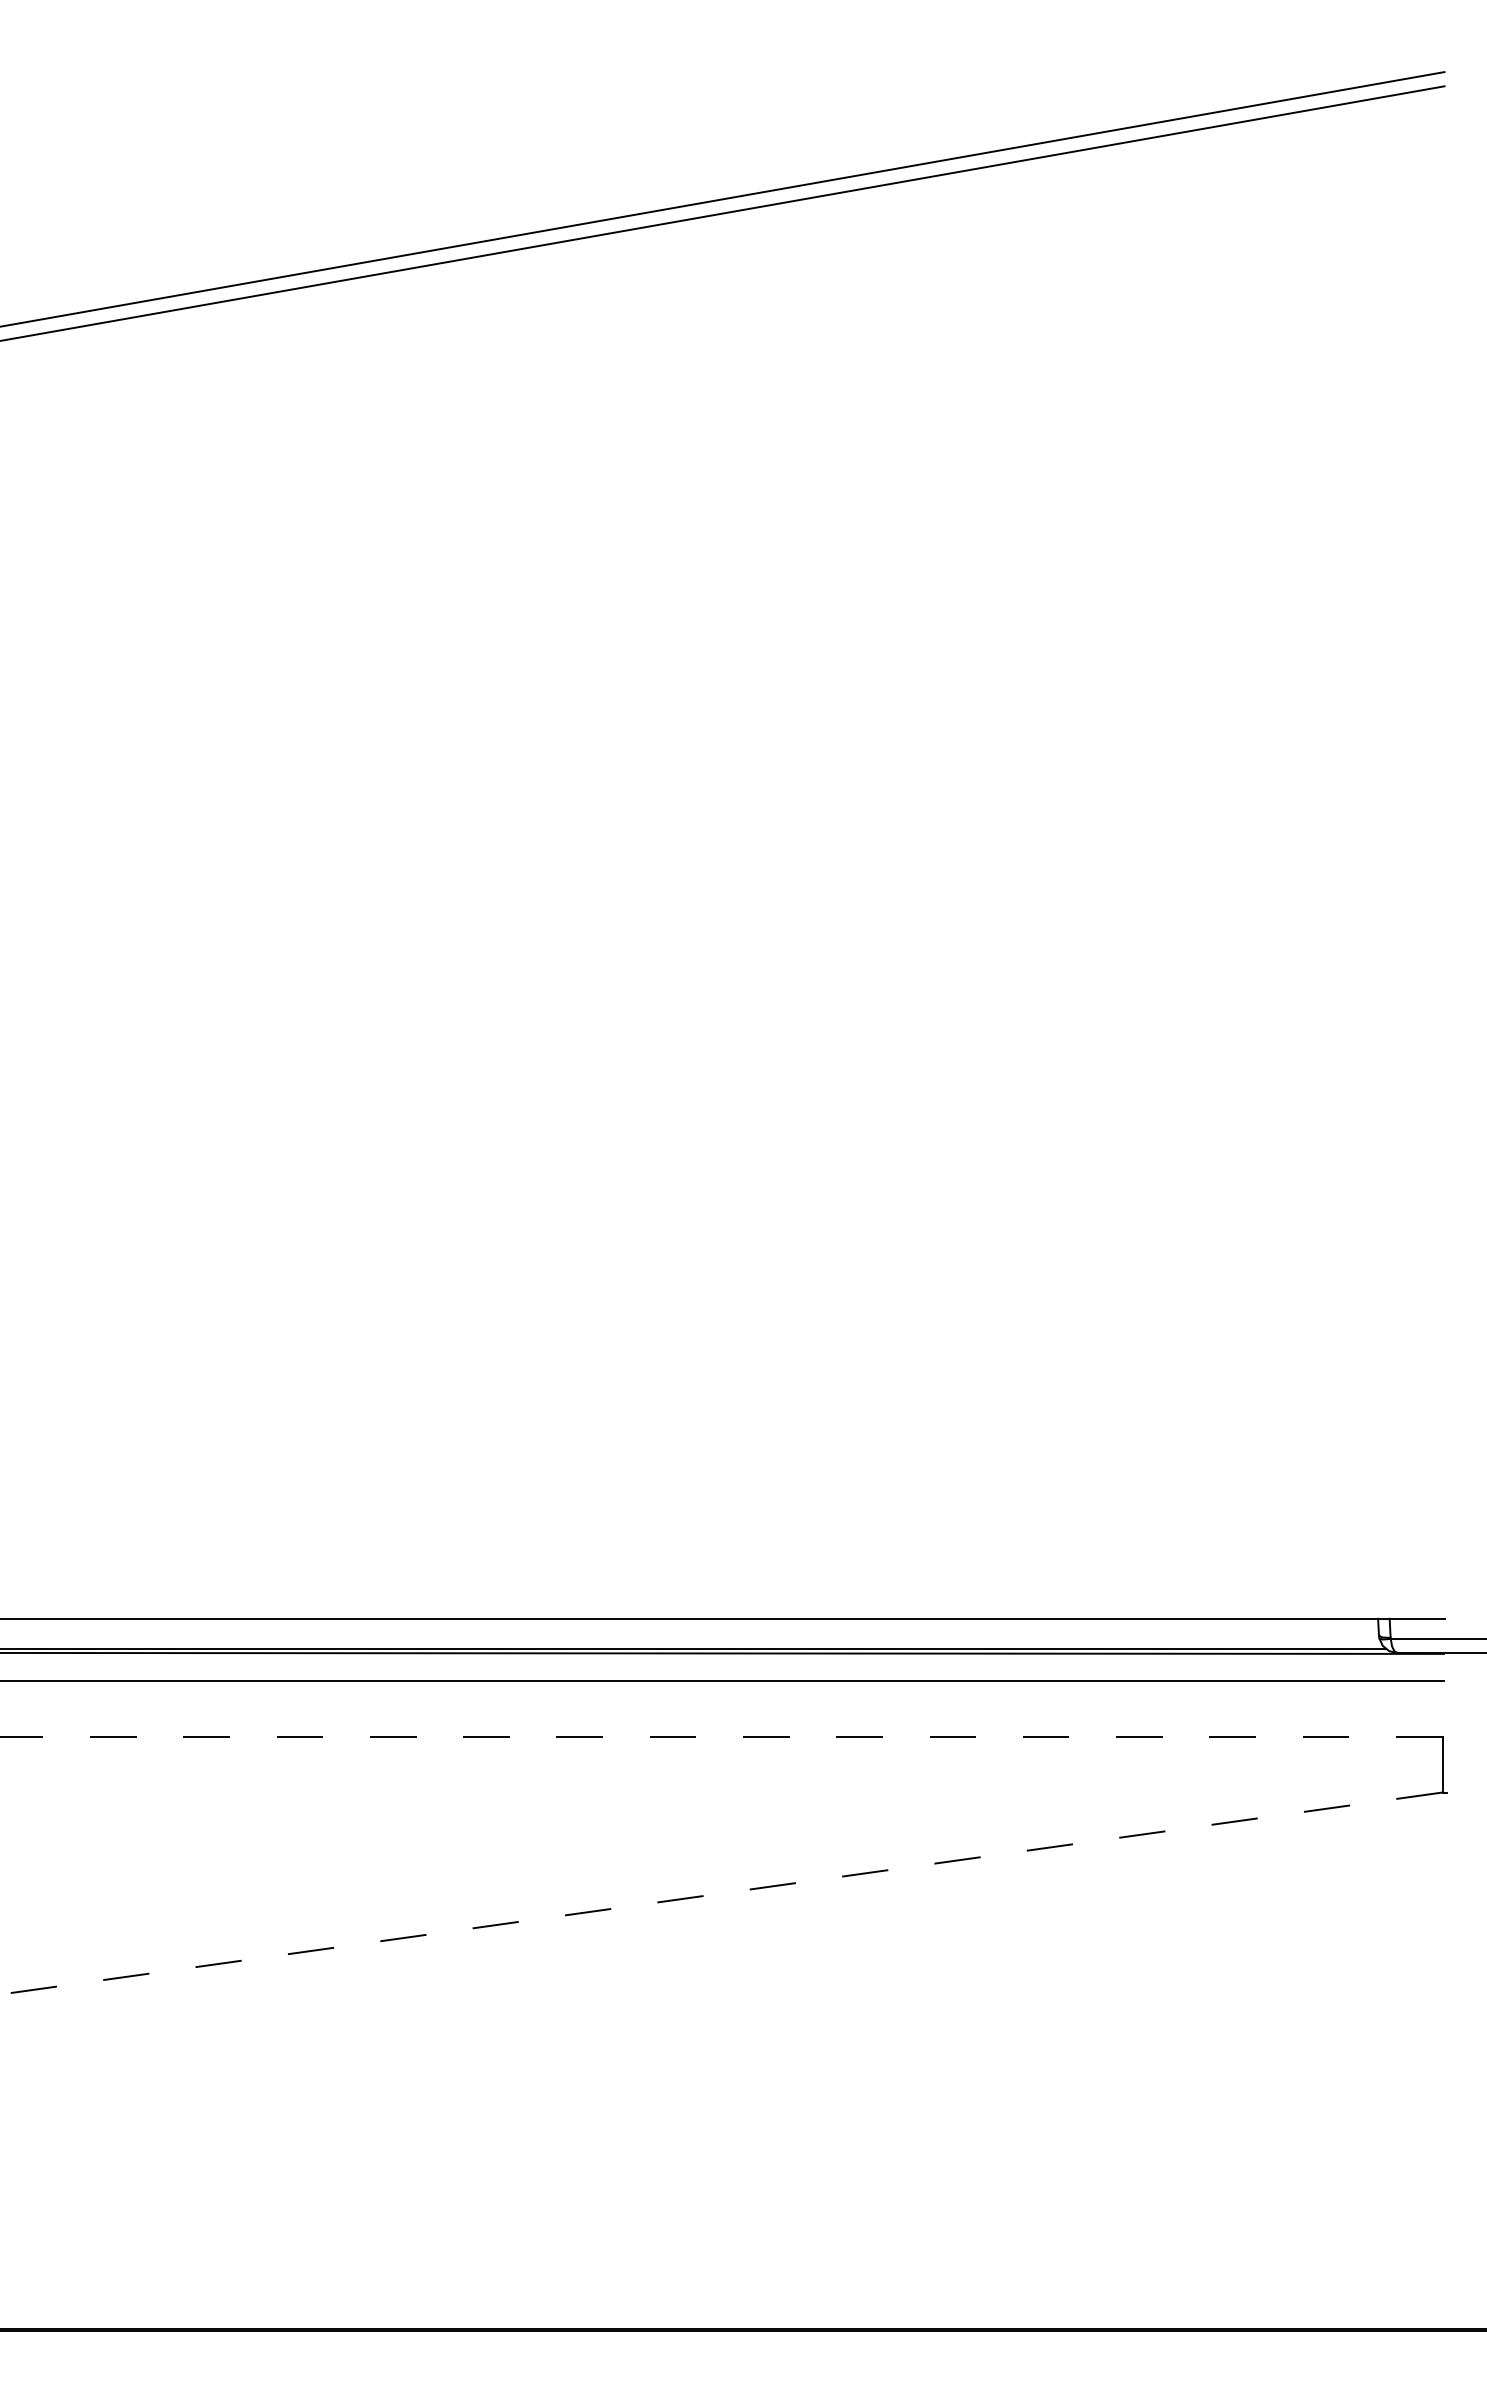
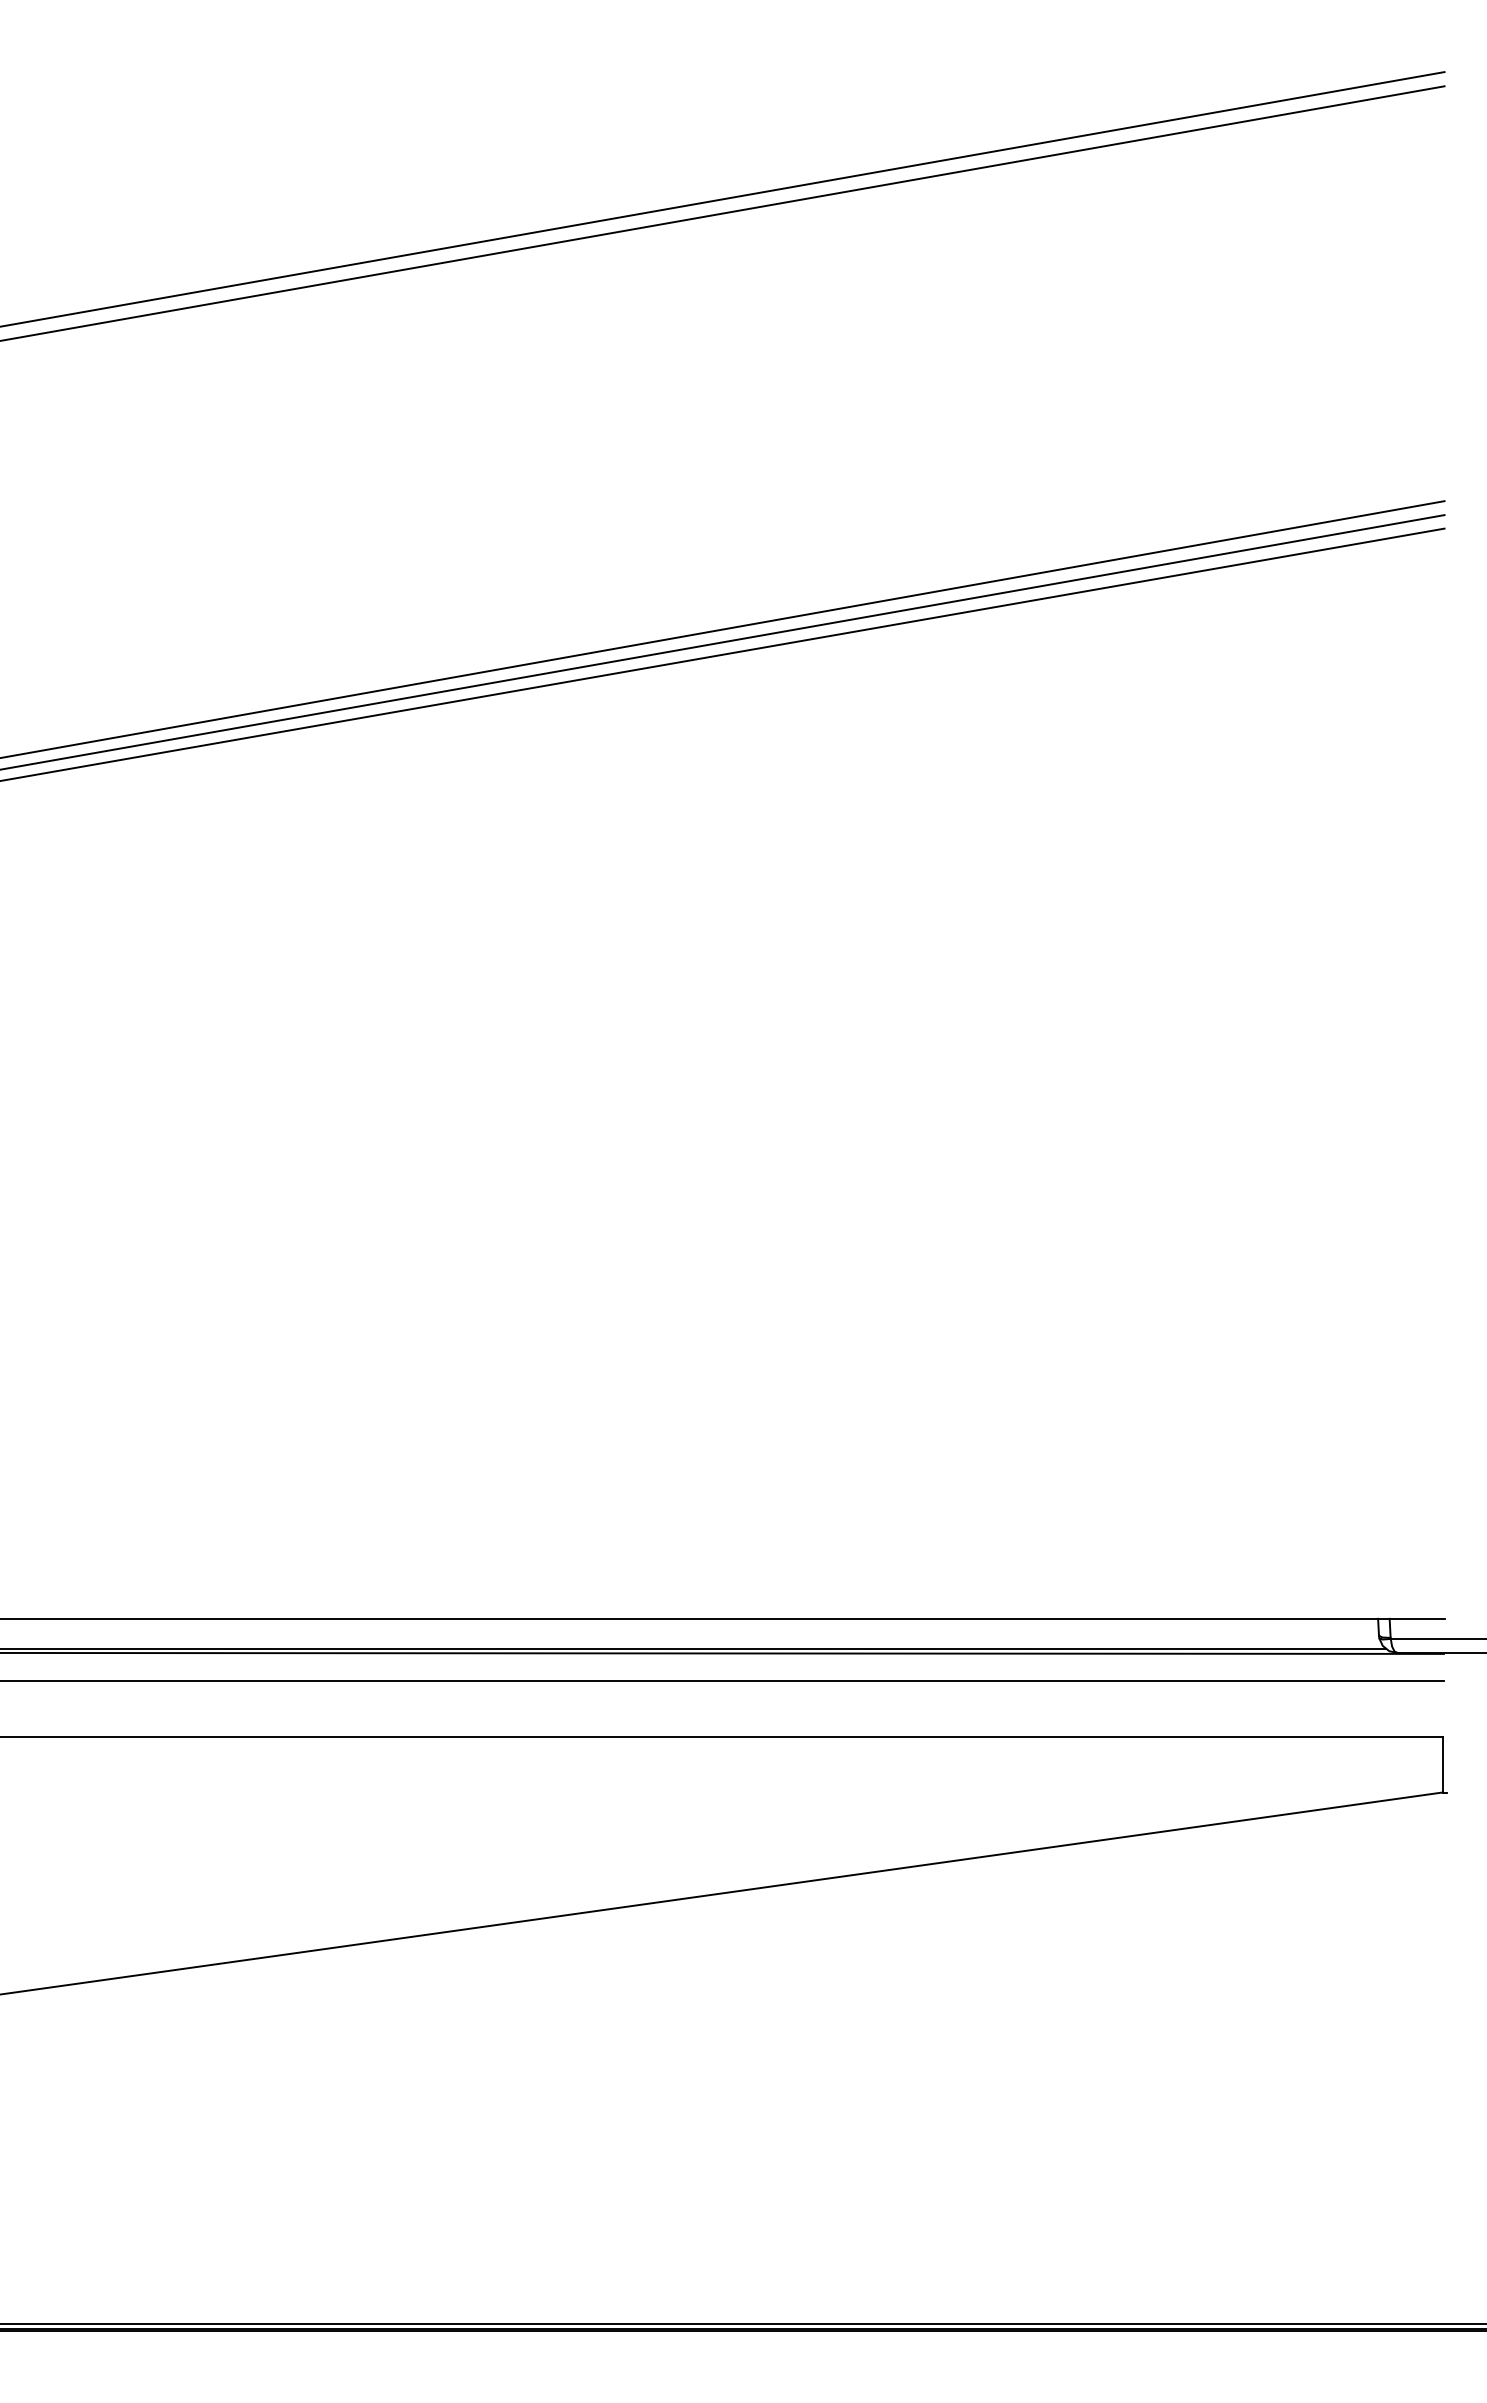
line: none -> present (723, 629)
line: none -> present (723, 642)
line: none -> present (723, 654)
line: dashed -> solid (721, 1737)
line: dashed -> solid (720, 1893)
line: none -> present (742, 2323)
